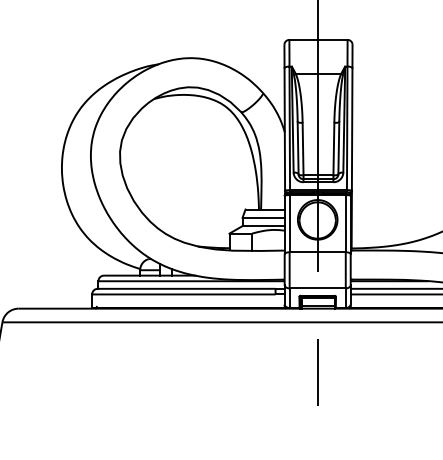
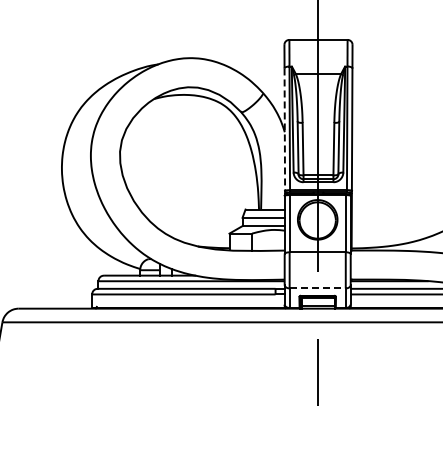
line: solid -> dashed (284, 130)
line: solid -> dashed (318, 288)
